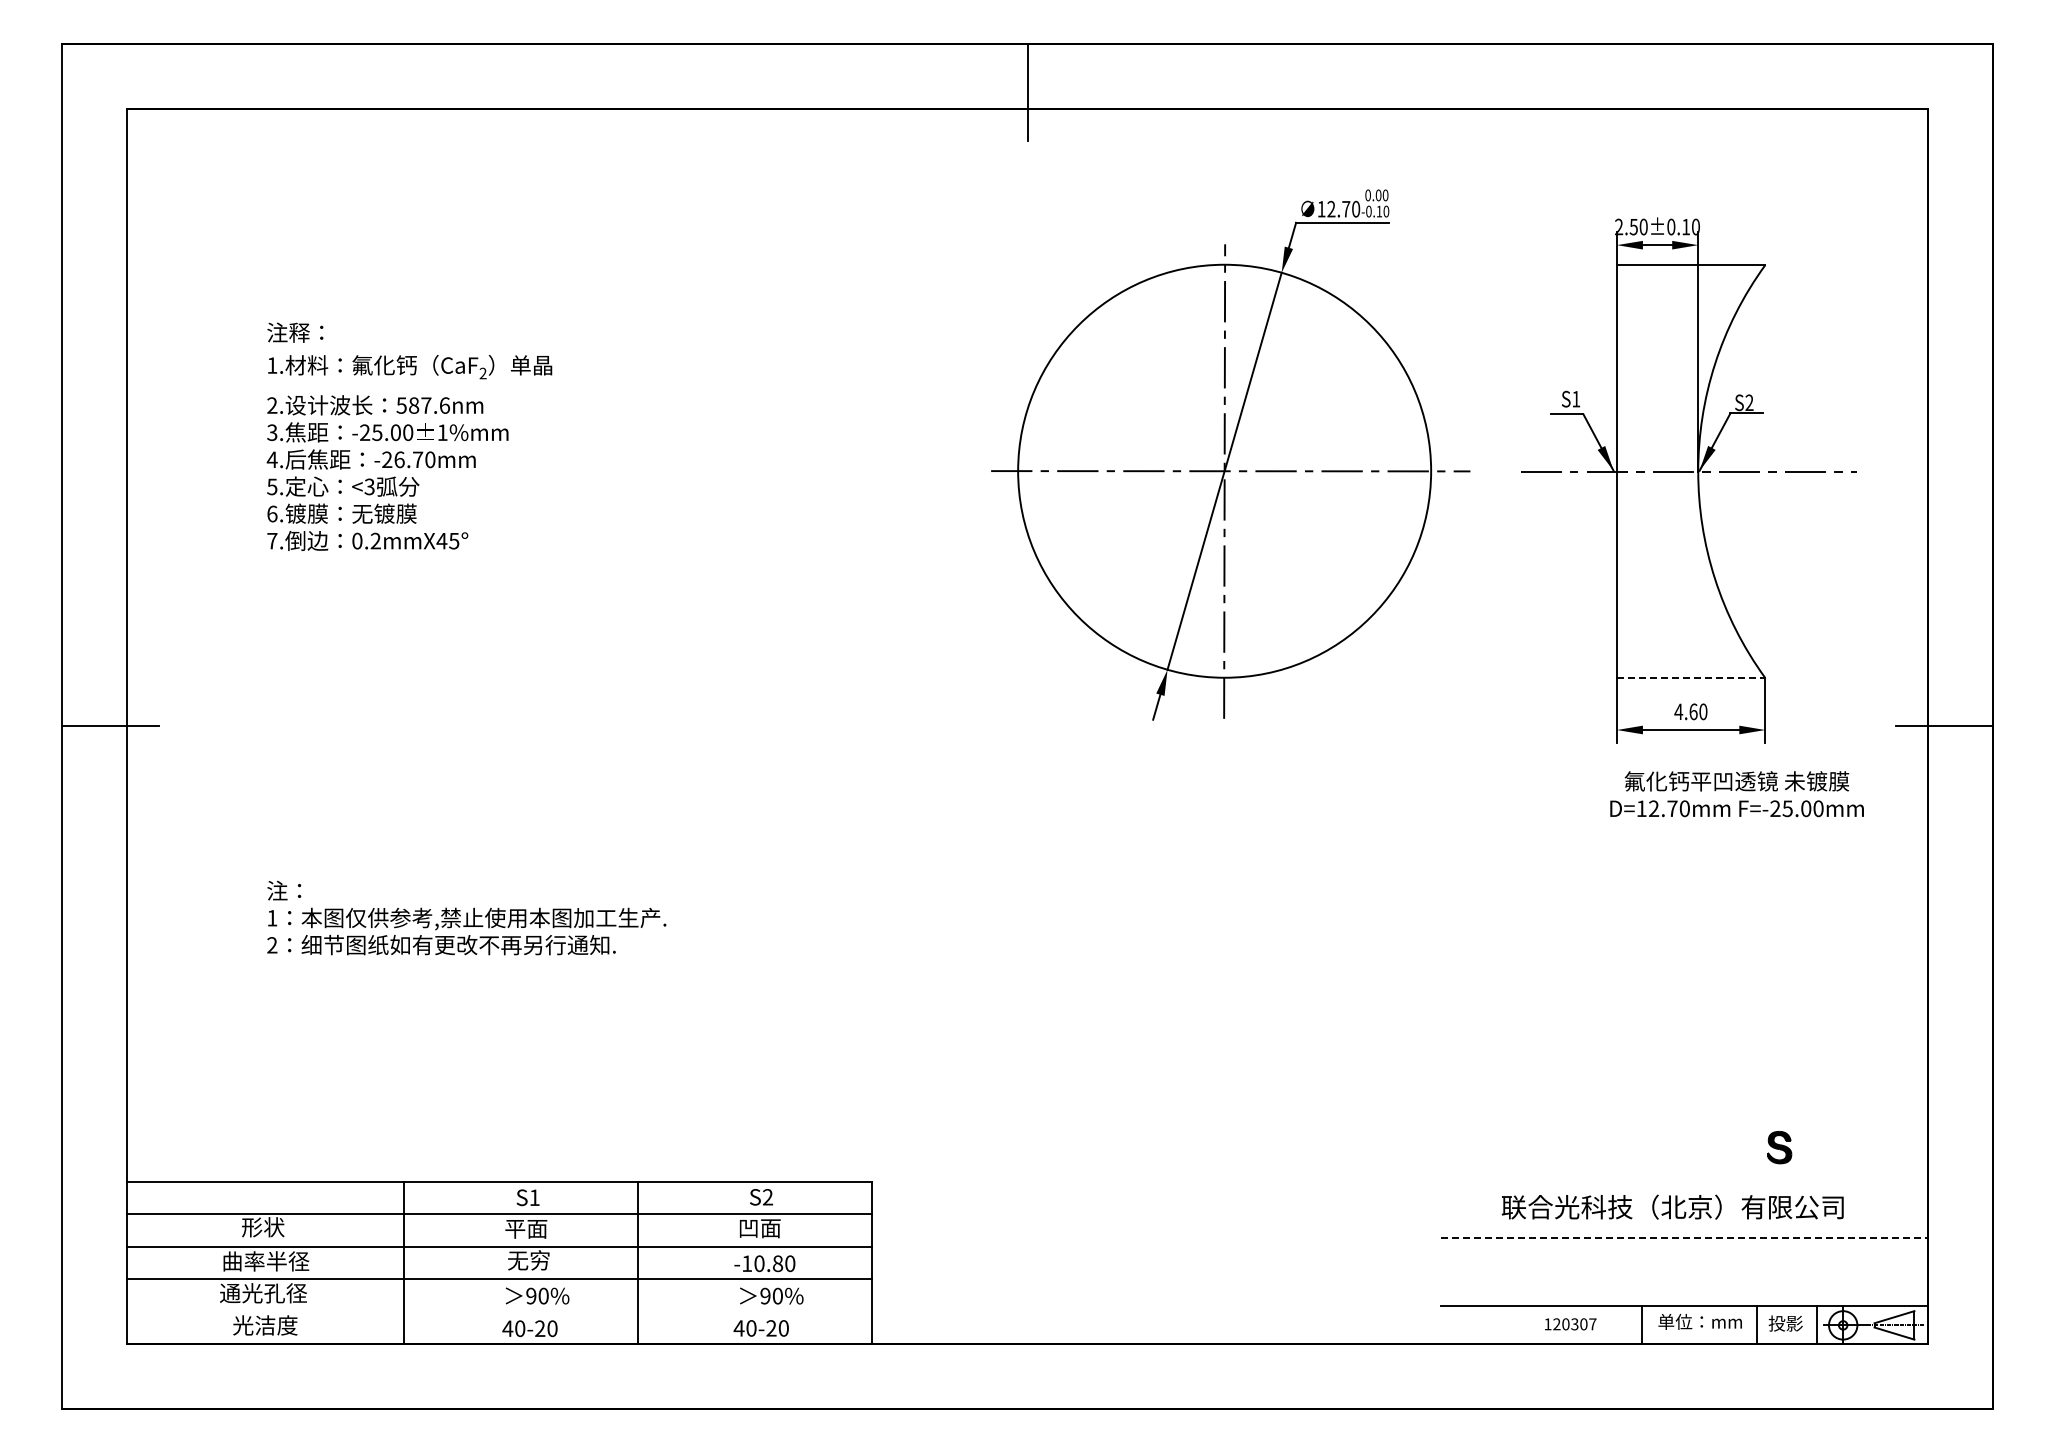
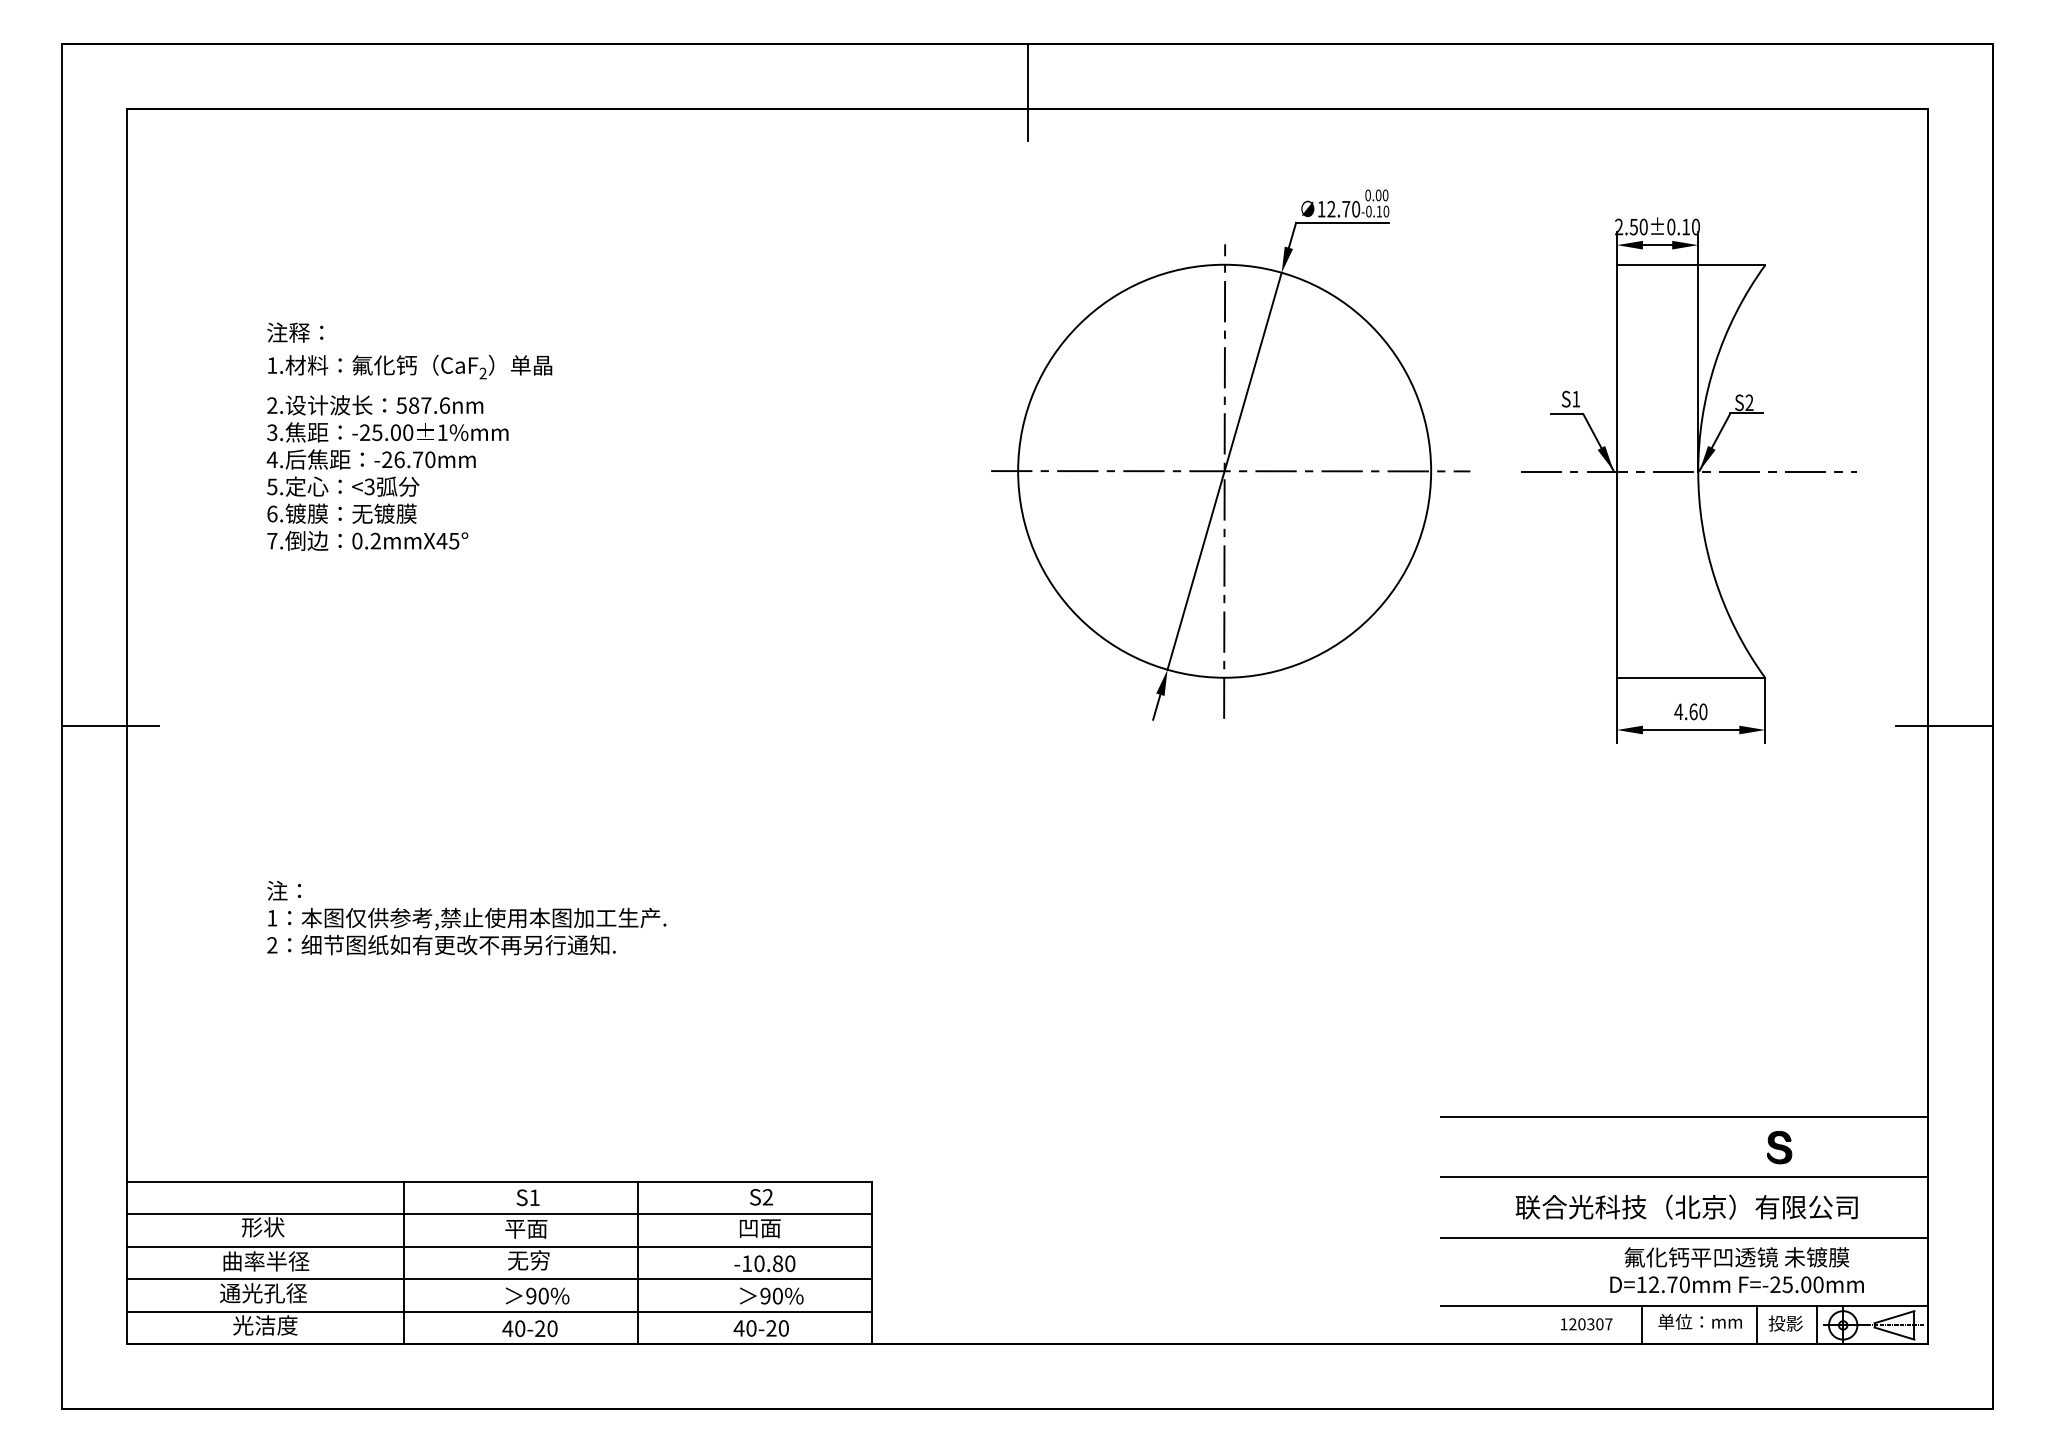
line: dashed -> solid (1691, 678)
text position: (1736, 794) -> (1736, 1270) (1736, 1270)
line: none -> present (1684, 1116)
line: none -> present (1684, 1177)
text position: (1672, 1206) -> (1686, 1206) (1686, 1206)
line: dashed -> solid (1684, 1238)
line: none -> present (499, 1311)
text position: (1570, 1324) -> (1586, 1324) (1586, 1324)
